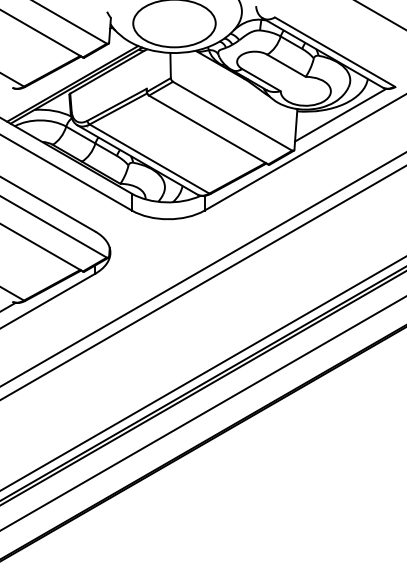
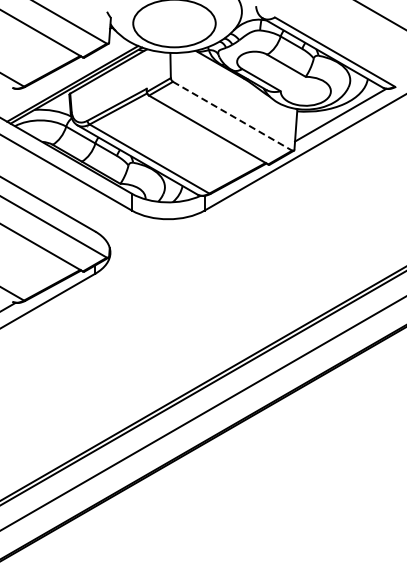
line: solid -> dashed (232, 116)
line: present -> none (202, 269)
line: present -> none (202, 282)
line: present -> none (202, 373)
